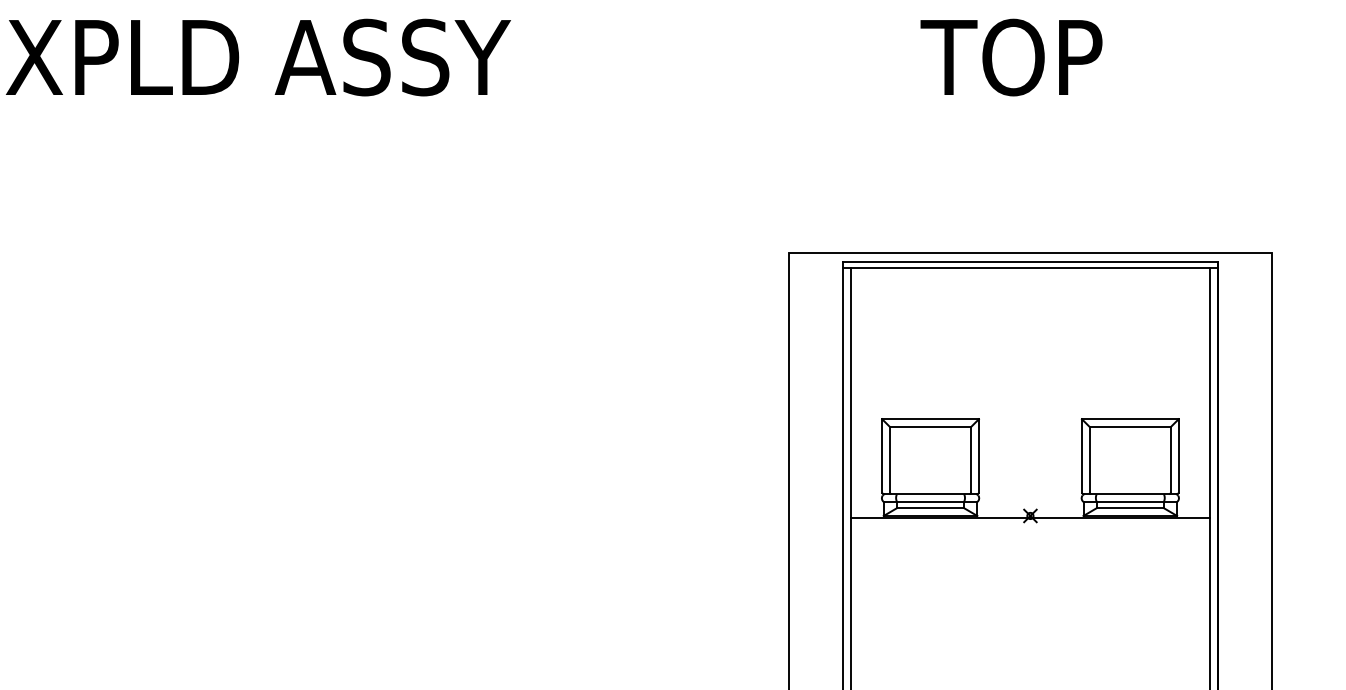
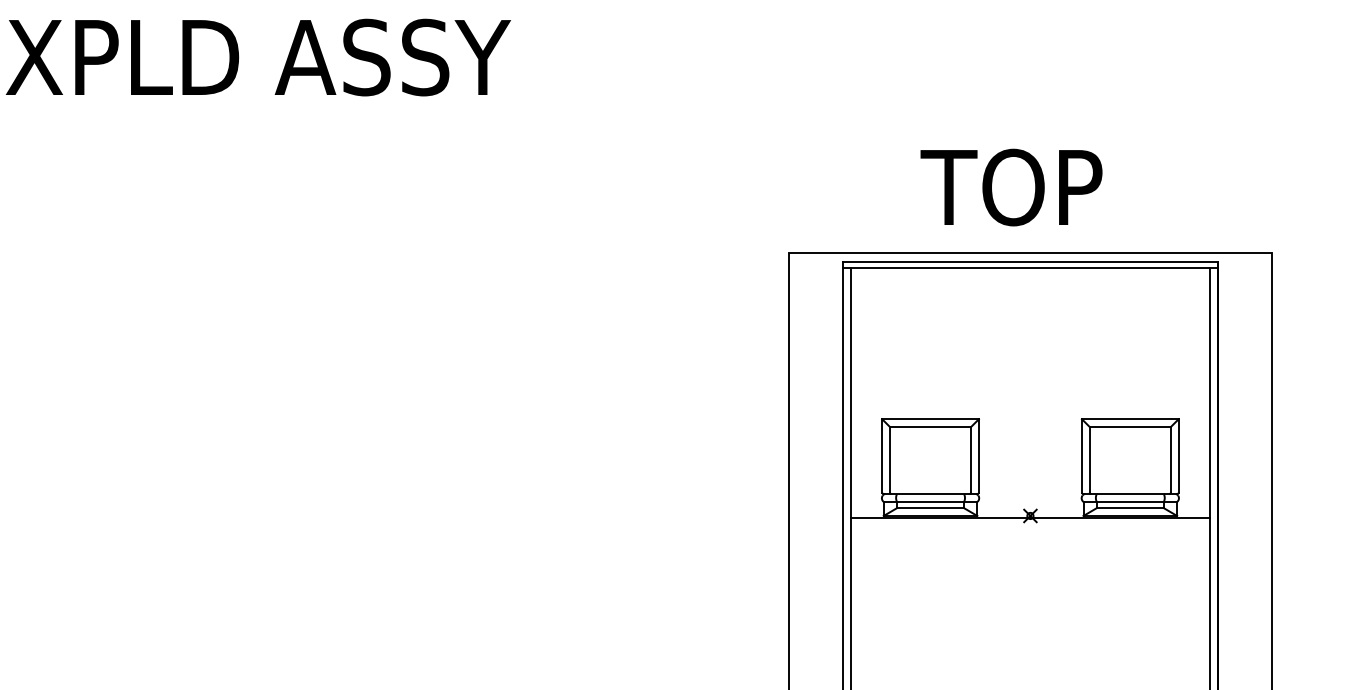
text position: (1011, 57) -> (1011, 187) (1011, 187)
